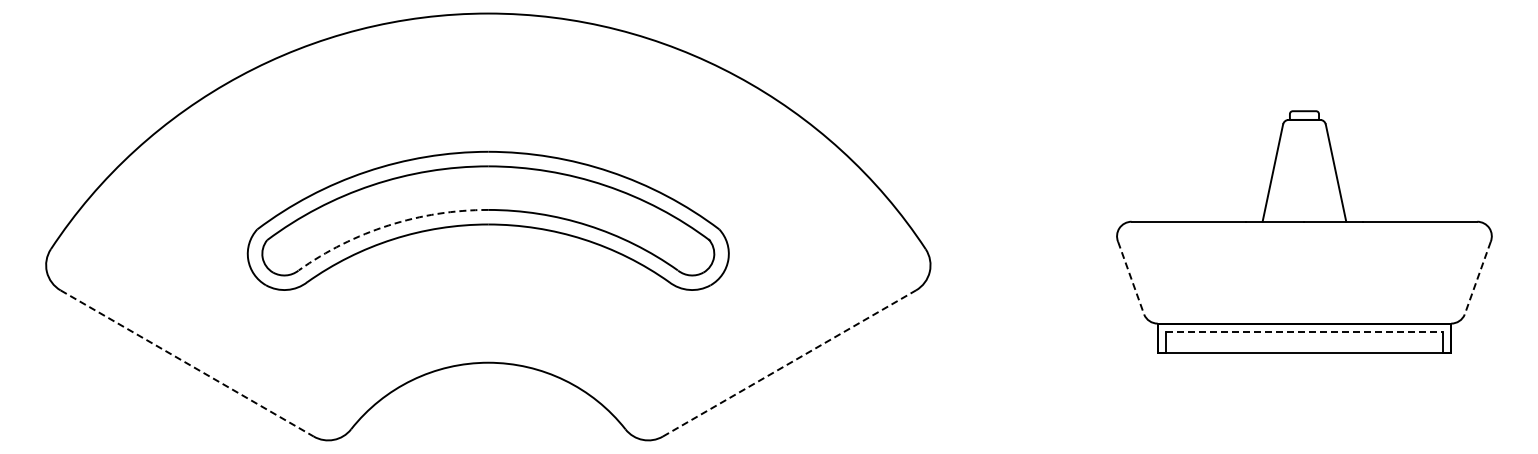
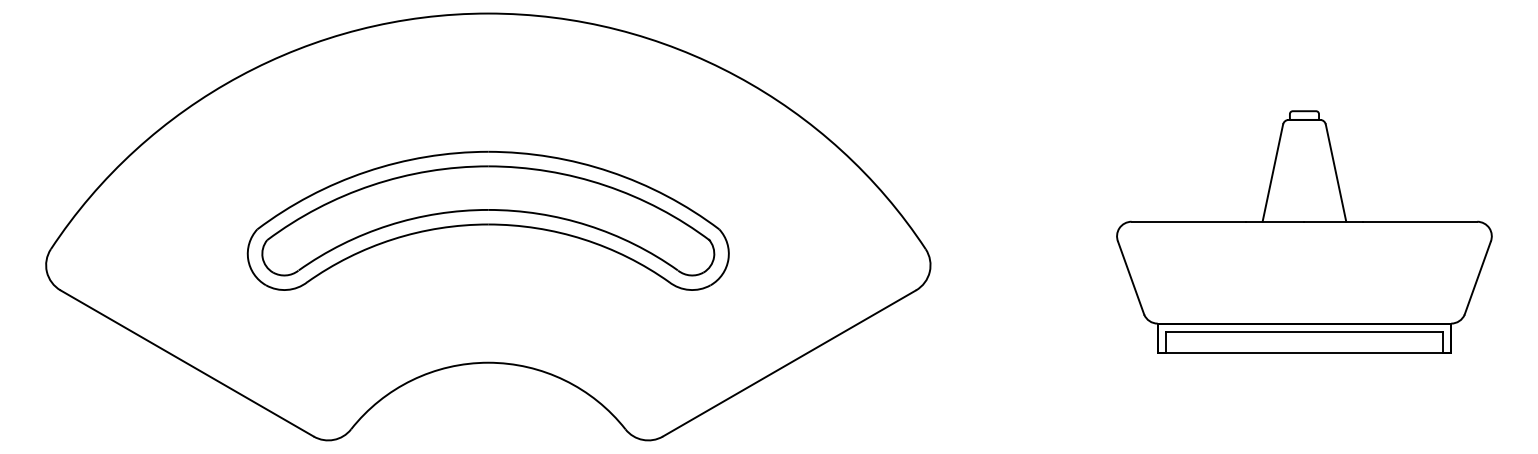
arc: dashed -> solid (388, 225)
line: dashed -> solid (1131, 278)
line: dashed -> solid (1477, 278)
line: dashed -> solid (1304, 332)
line: dashed -> solid (187, 363)
line: dashed -> solid (789, 363)
